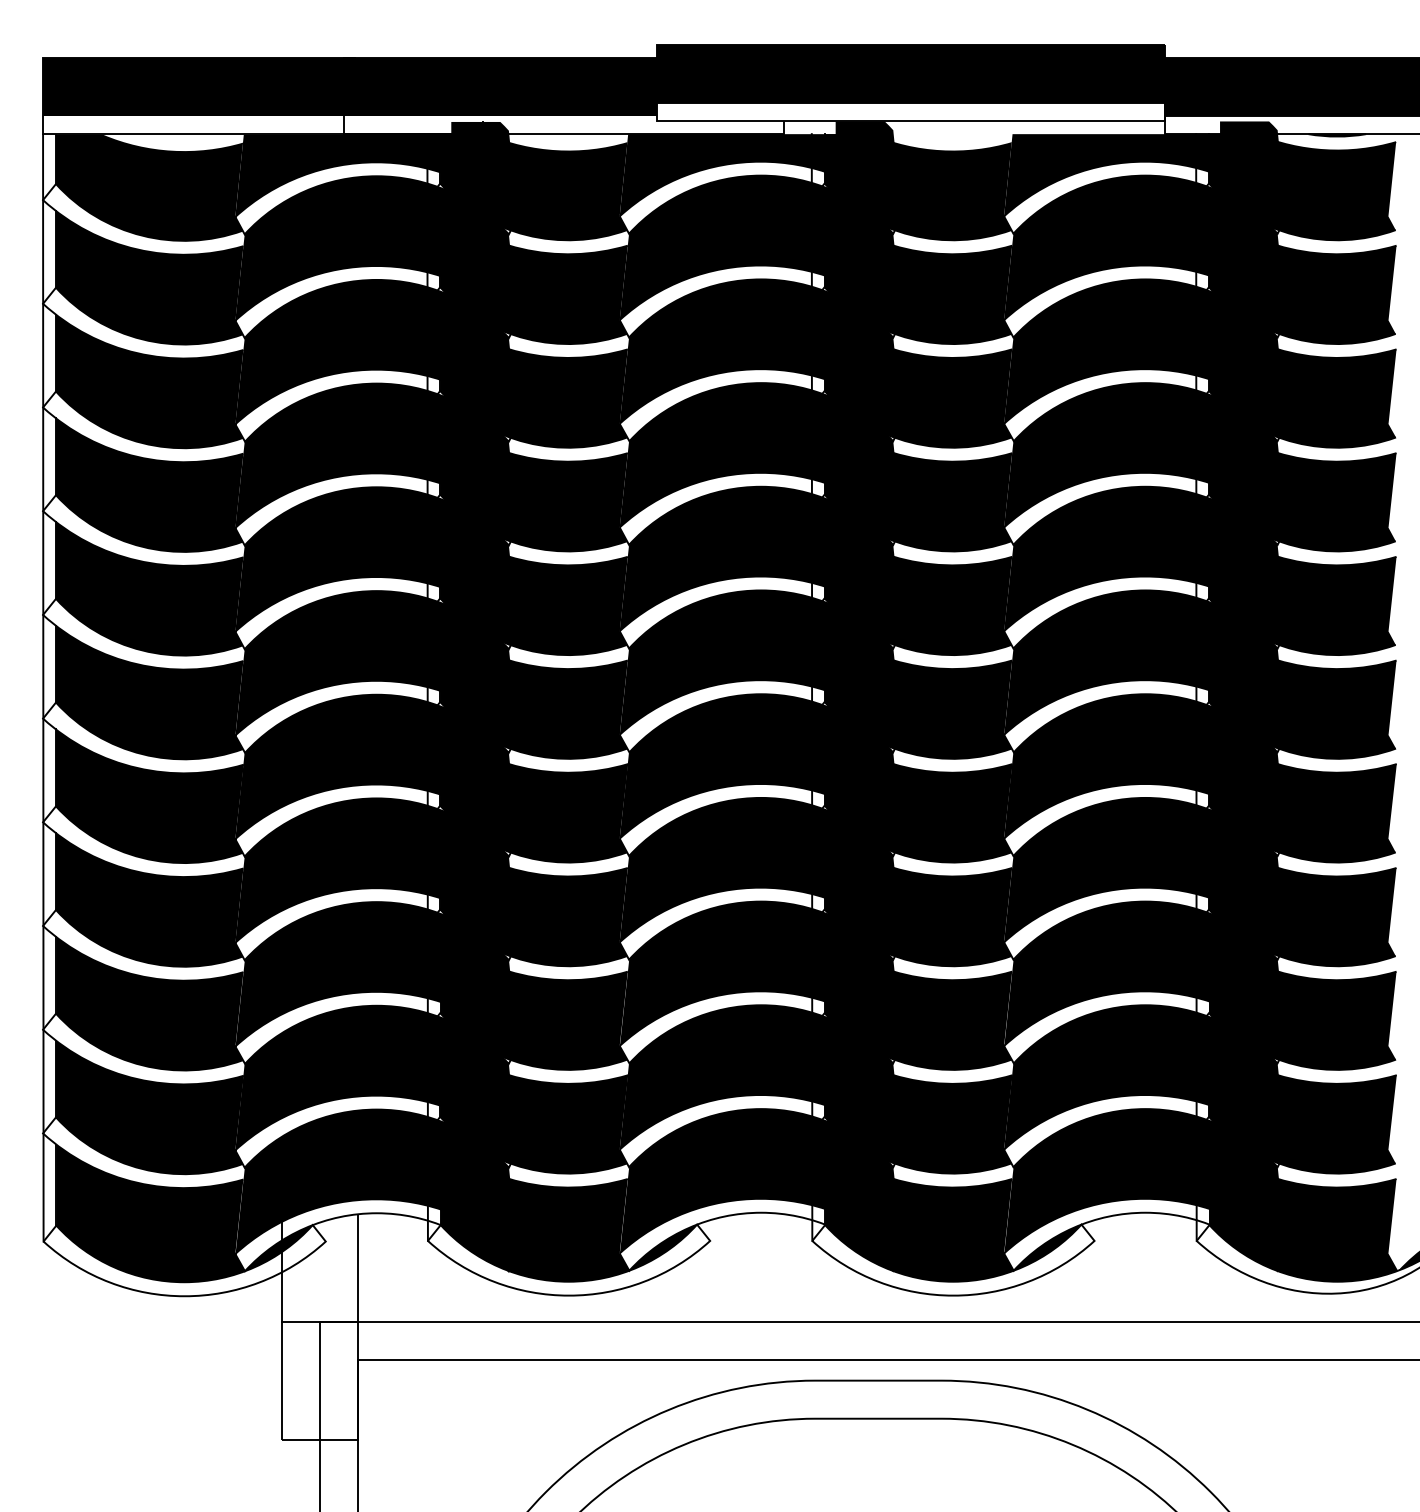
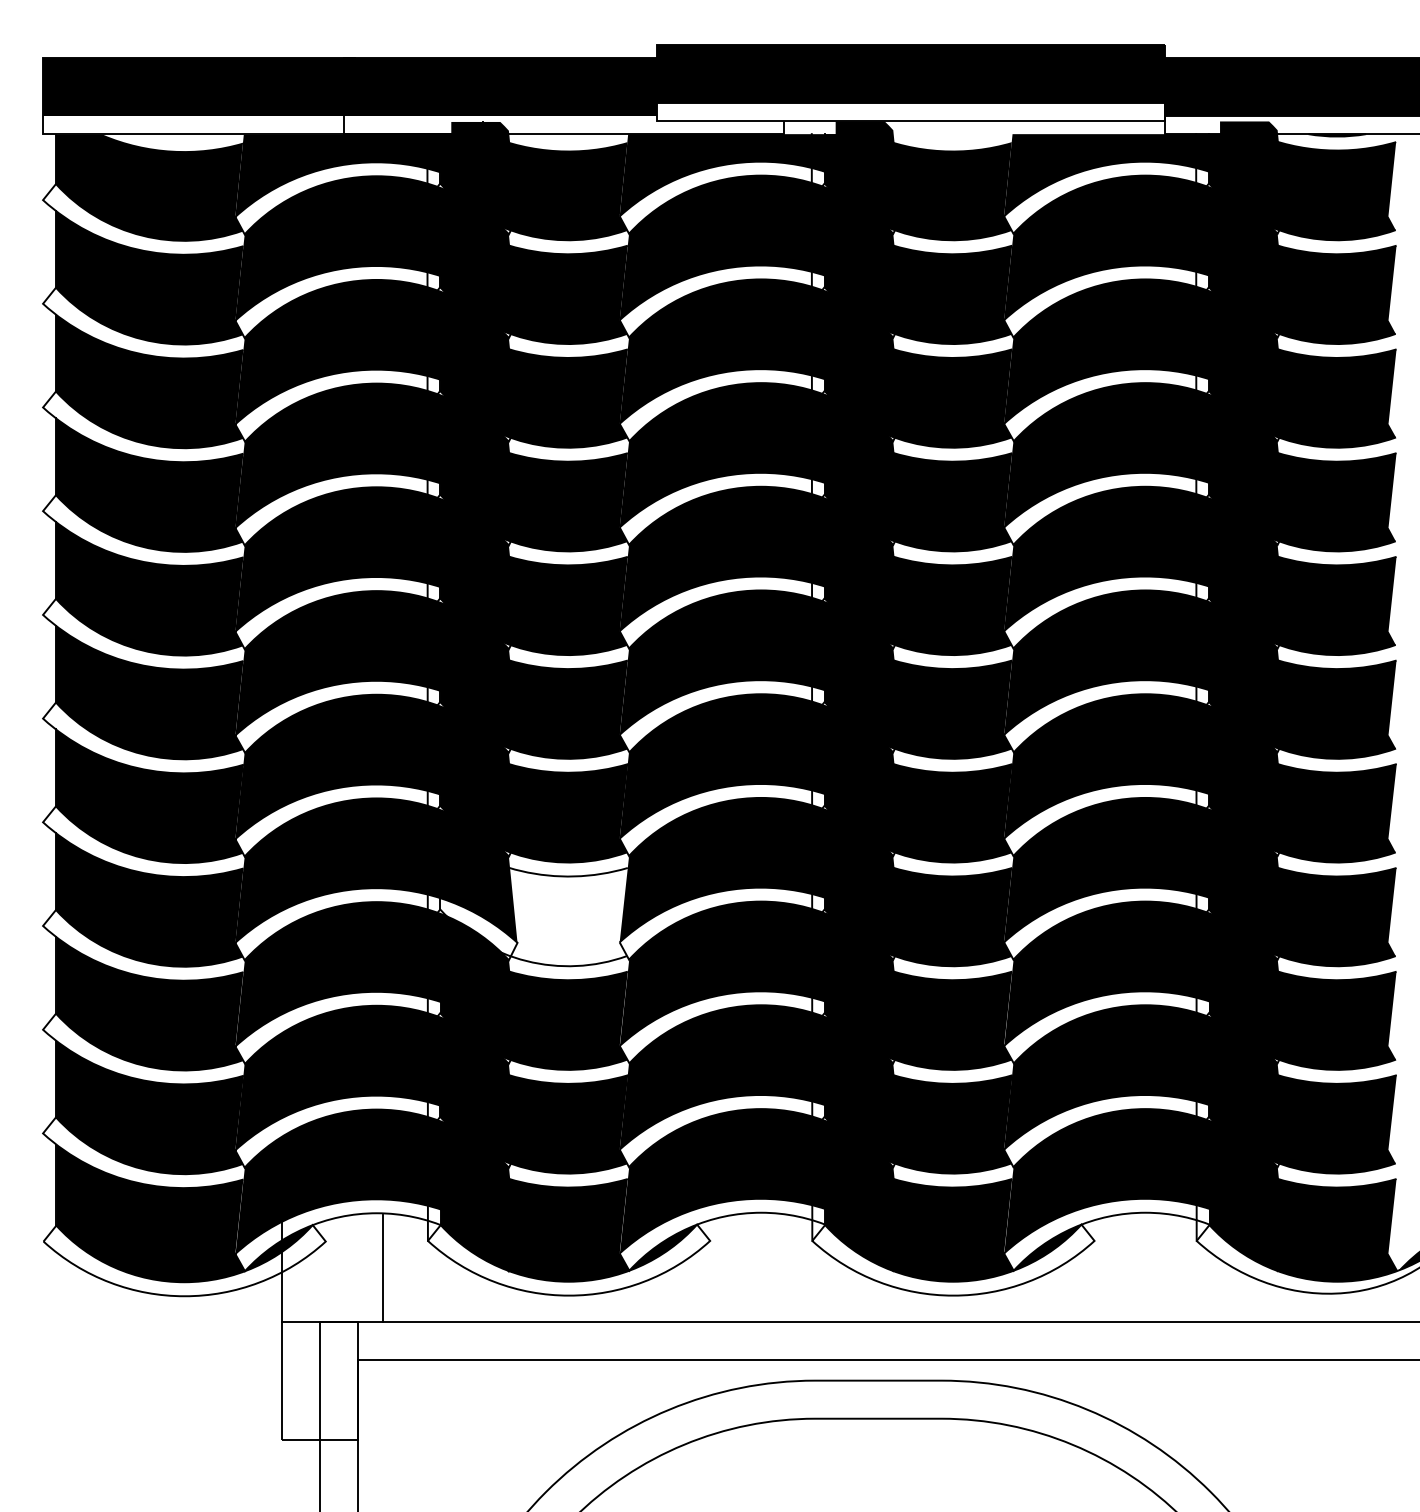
line: present -> none (43, 687)
fill: present -> none (533, 899)
line position: (357, 1268) -> (382, 1268) (382, 1268)
